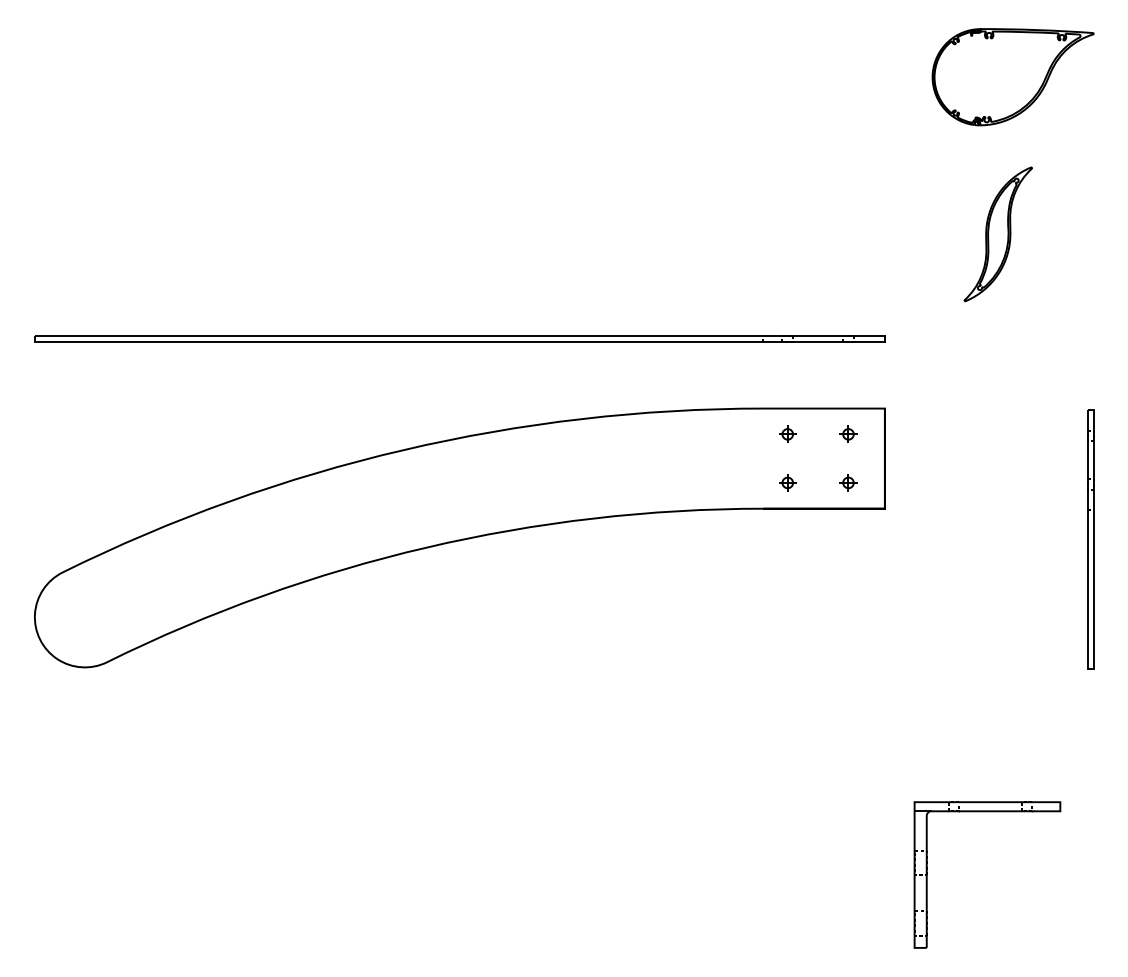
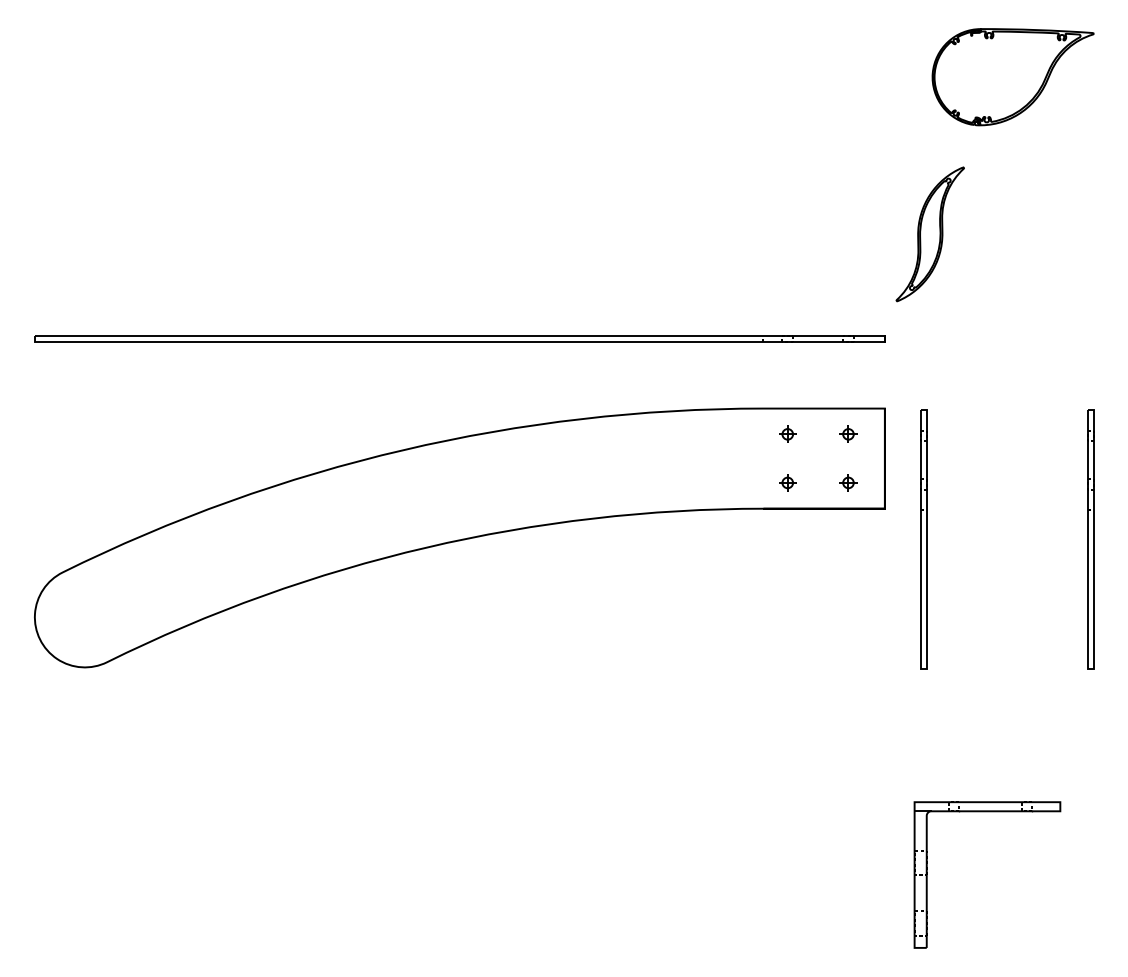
part position: (997, 234) -> (929, 234) (929, 234)
part: none -> present (923, 539)
